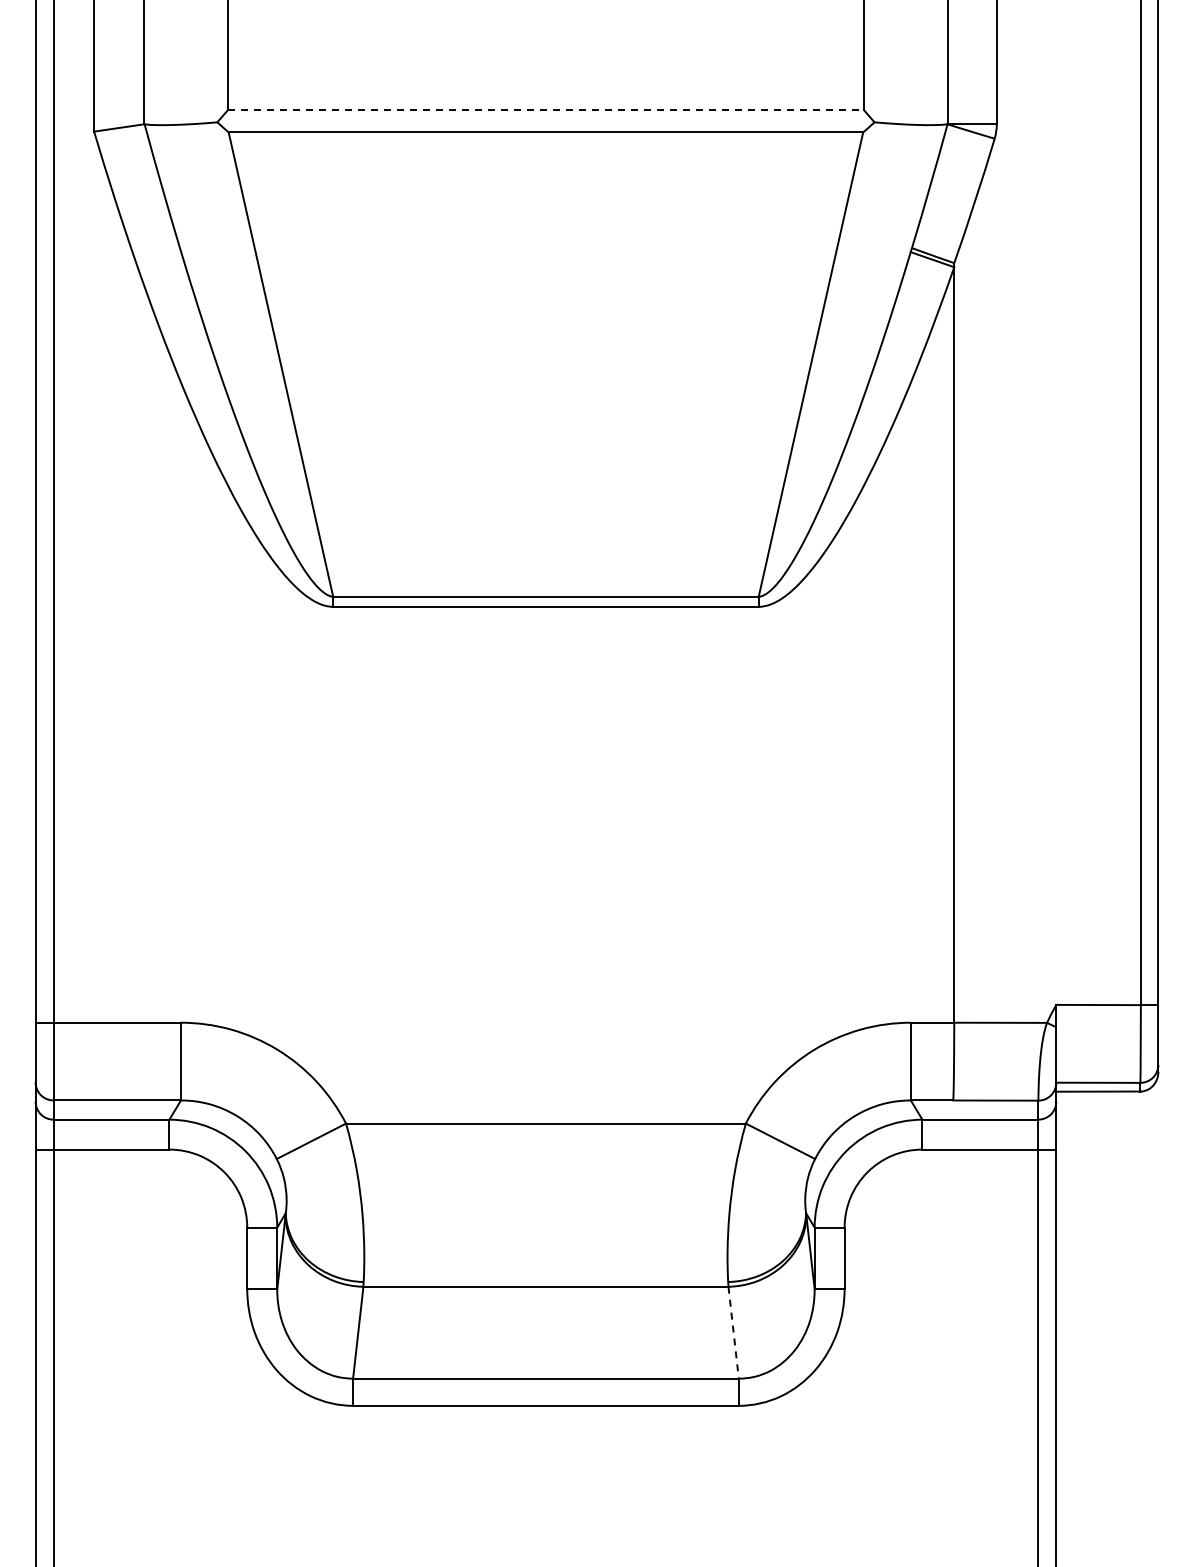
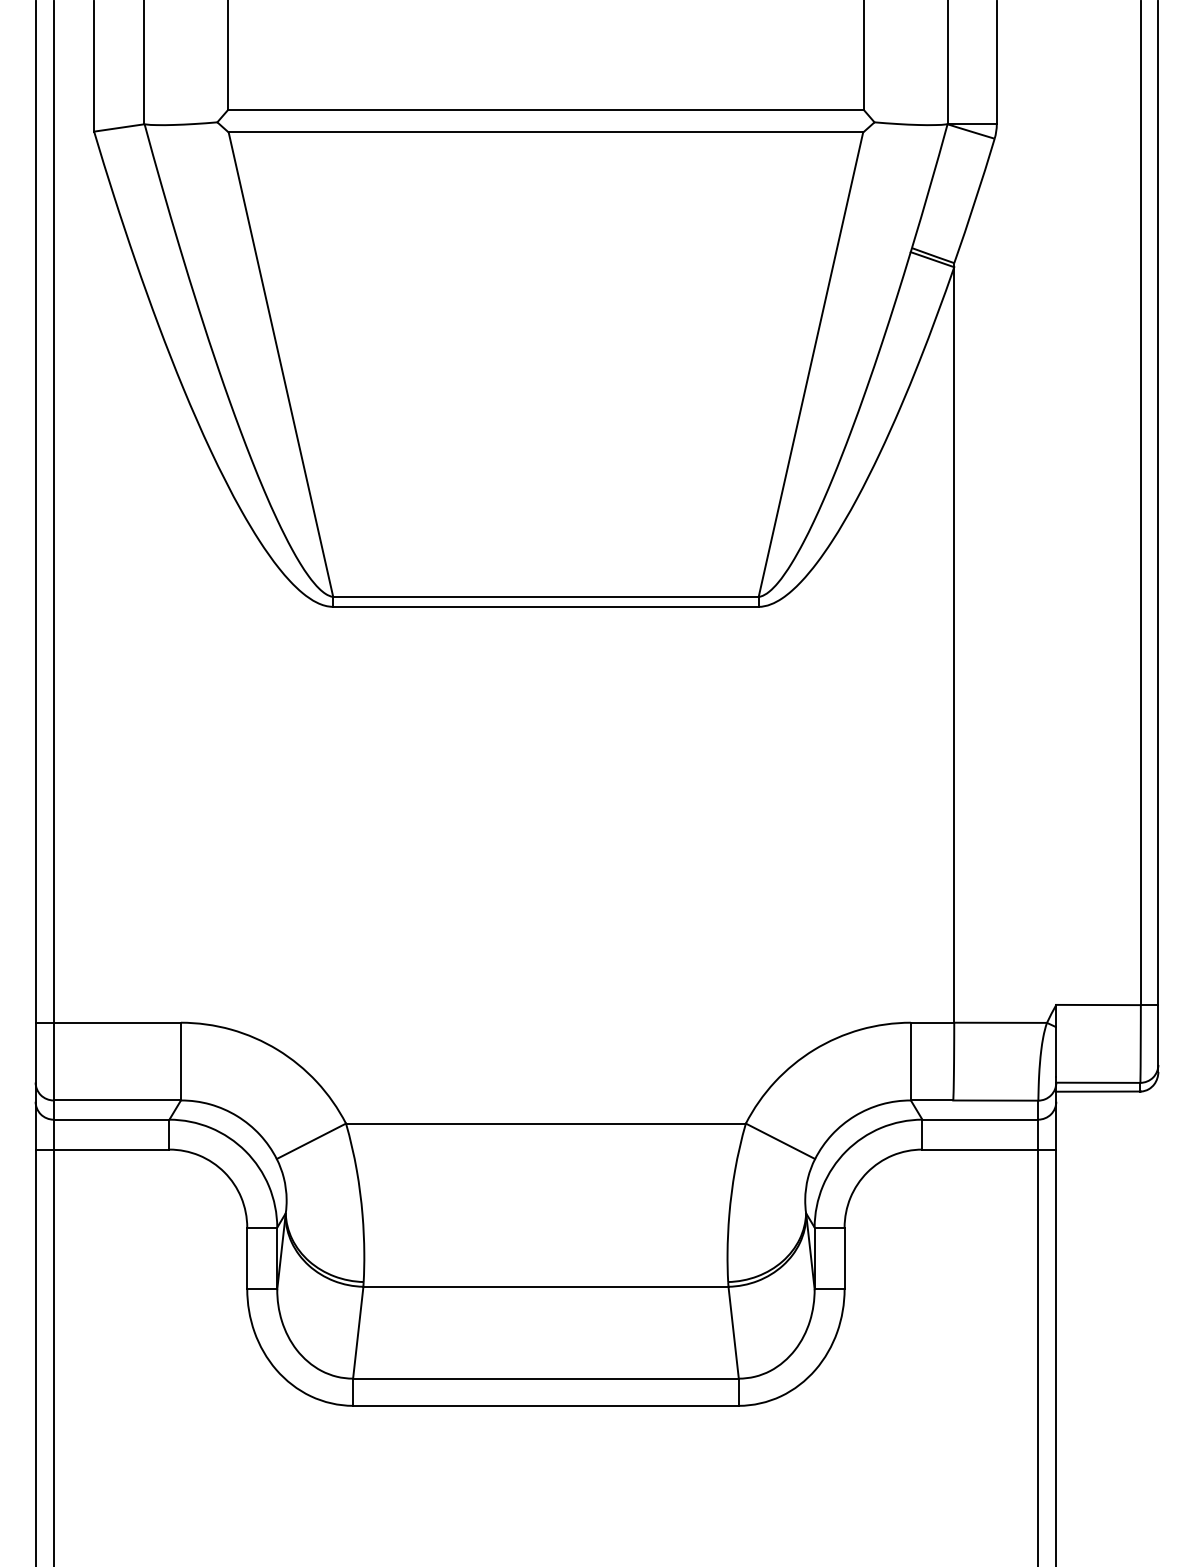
line: dashed -> solid (546, 110)
line: dashed -> solid (733, 1333)
